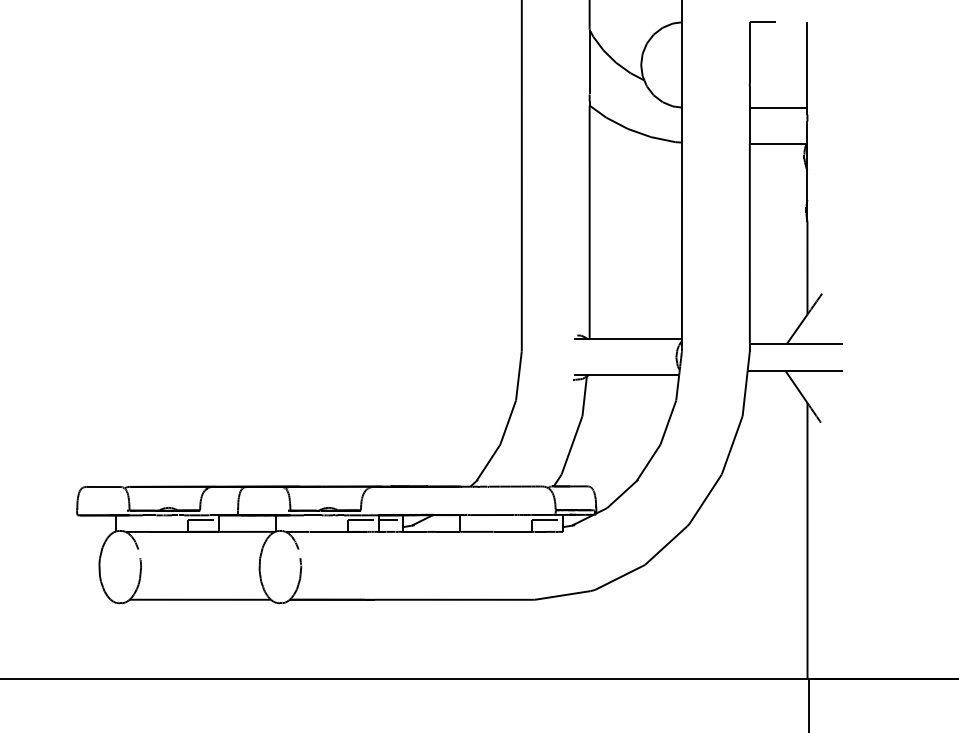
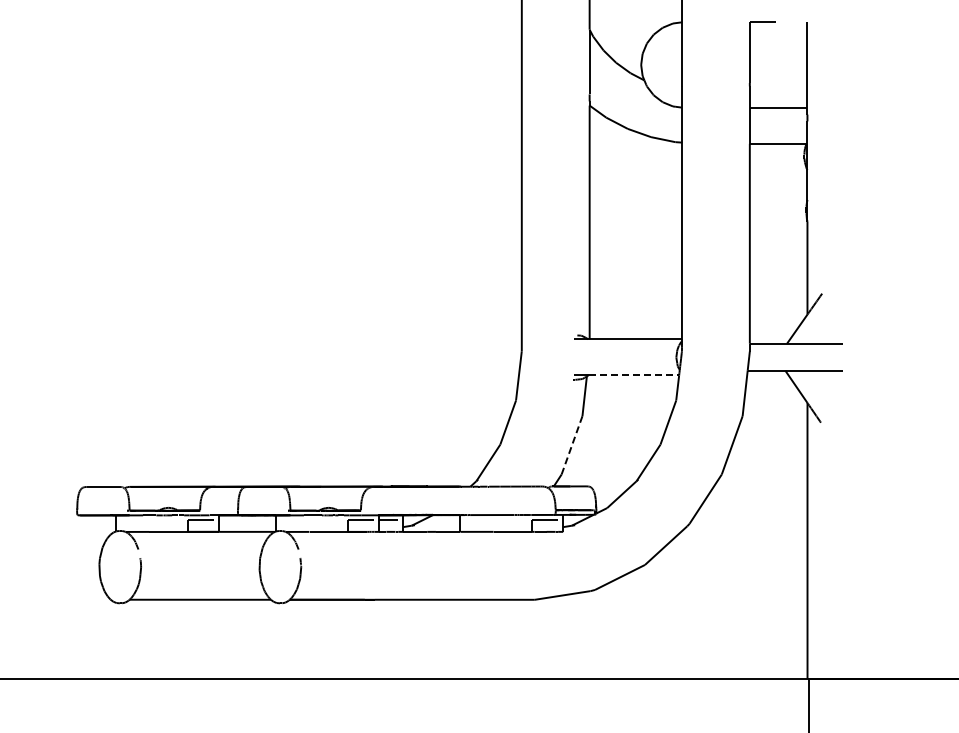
line: solid -> dashed (634, 375)
line: solid -> dashed (572, 445)
